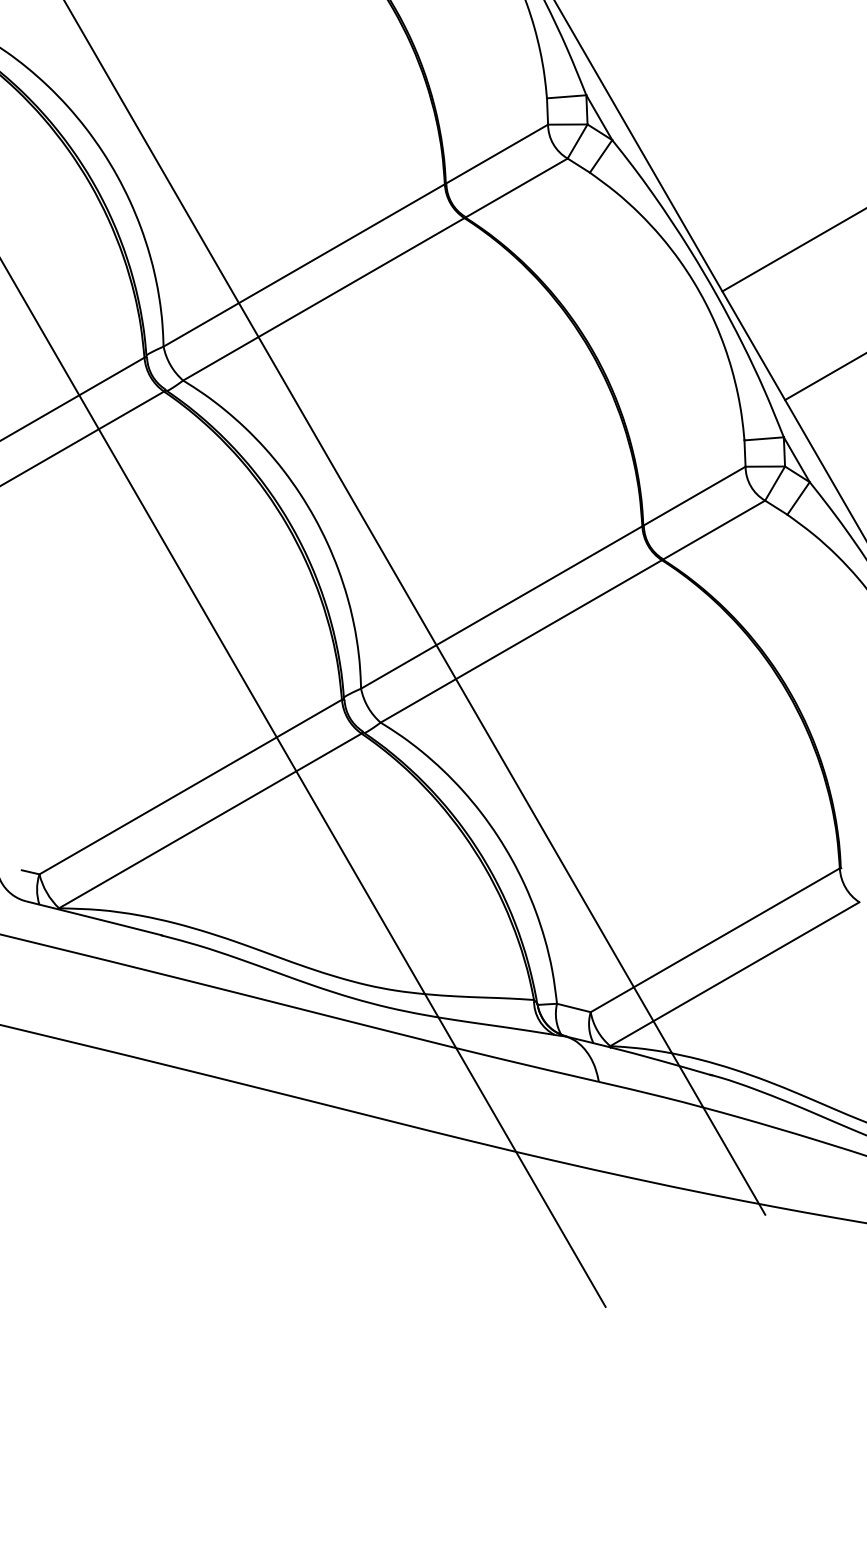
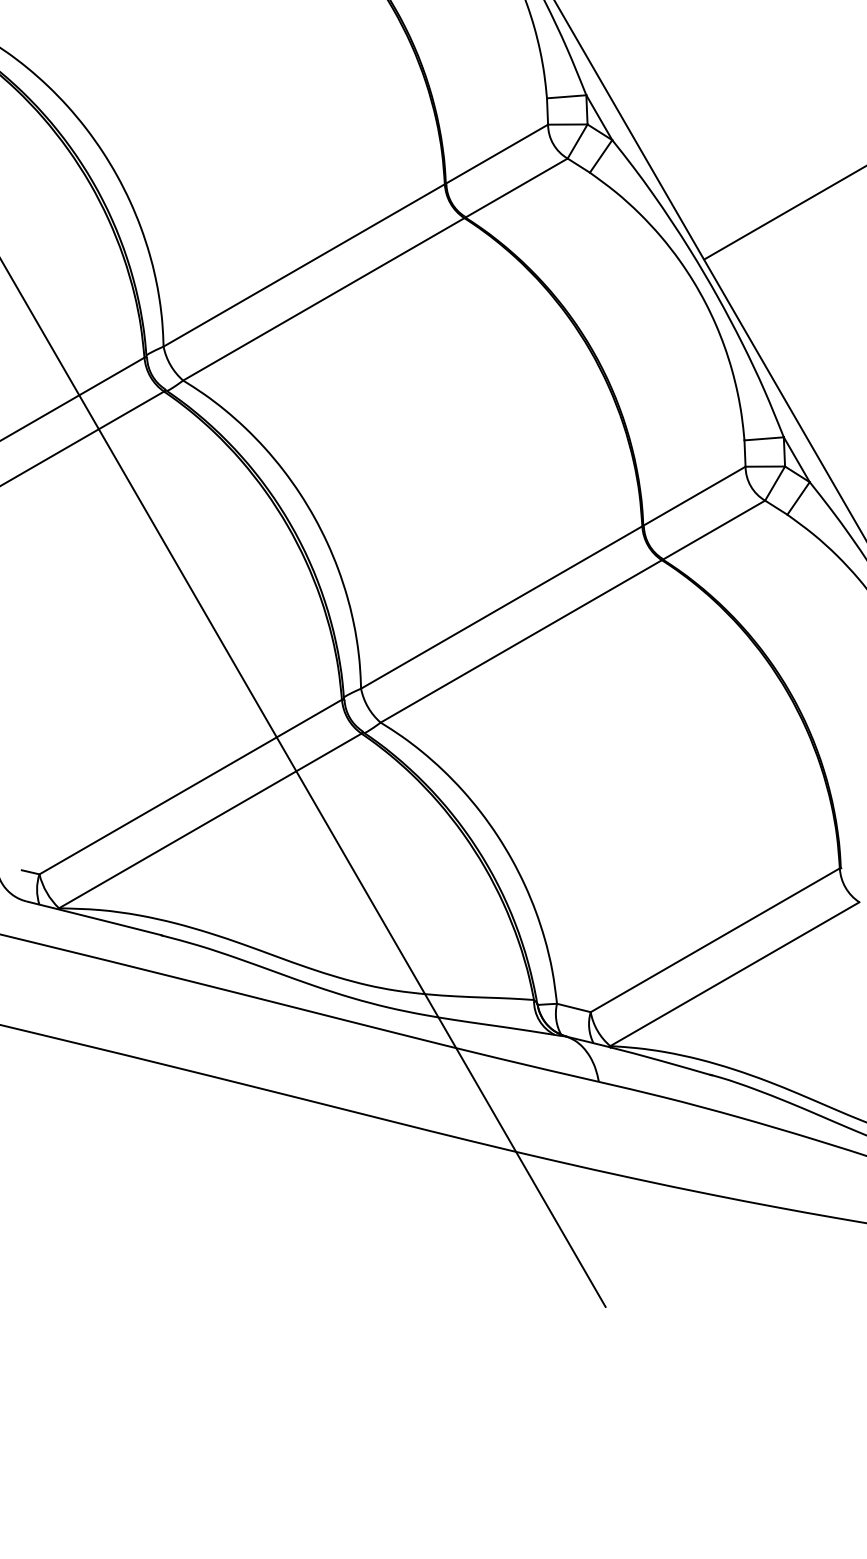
line position: (792, 250) -> (783, 213) (783, 213)
line: present -> none (824, 377)
line: present -> none (415, 608)
